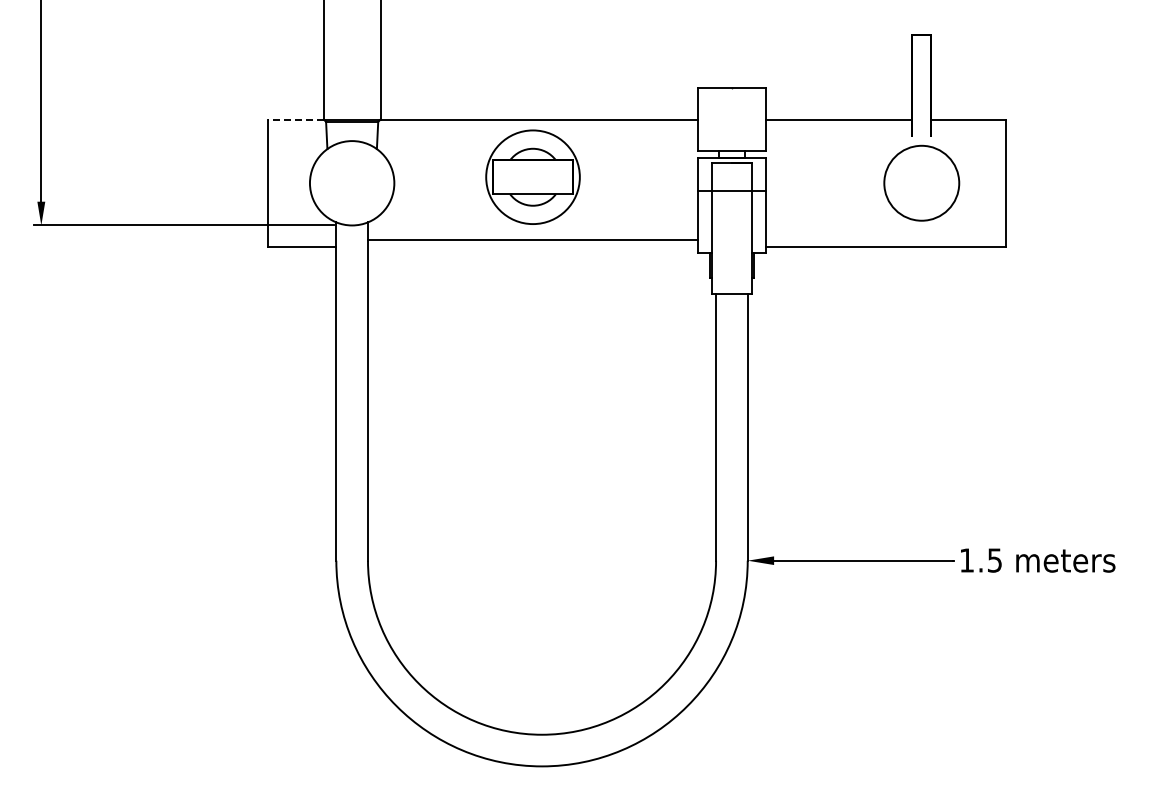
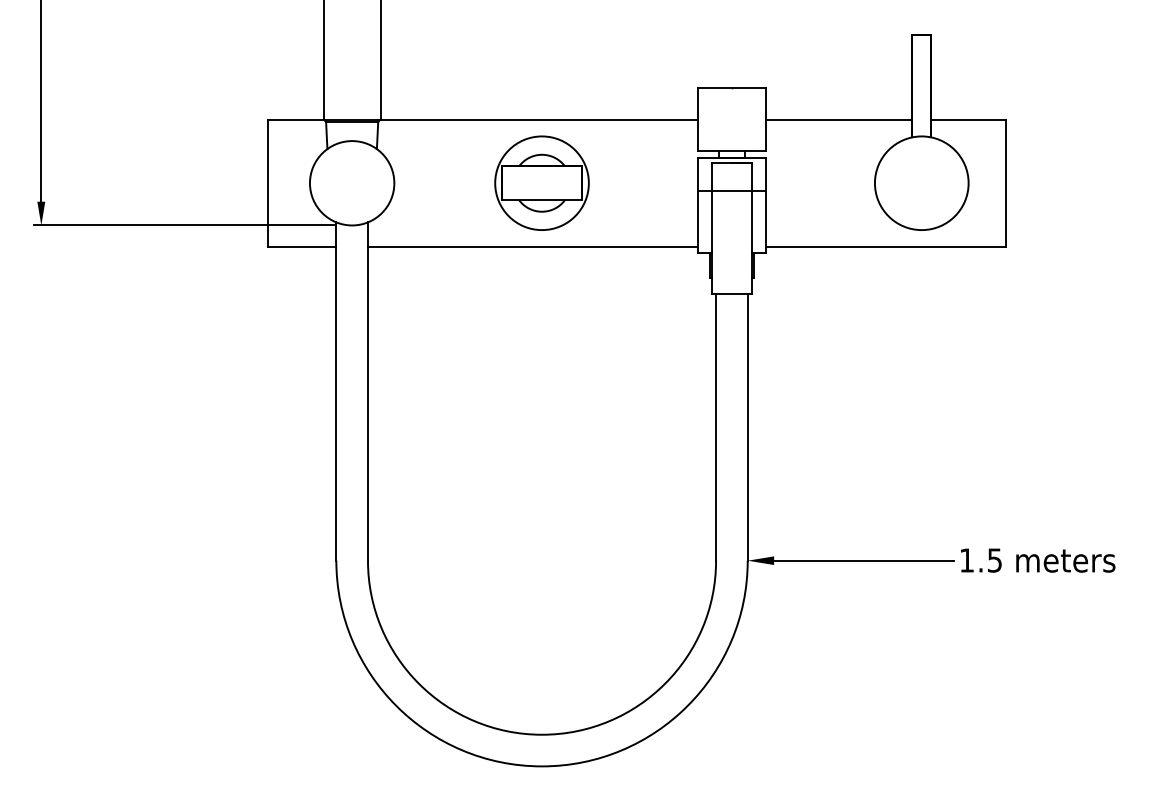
line: dashed -> solid (295, 119)
part position: (532, 176) -> (541, 182) (541, 182)
circle diameter: 75 px -> 94 px (921, 183)
line position: (532, 239) -> (532, 246) (532, 246)
